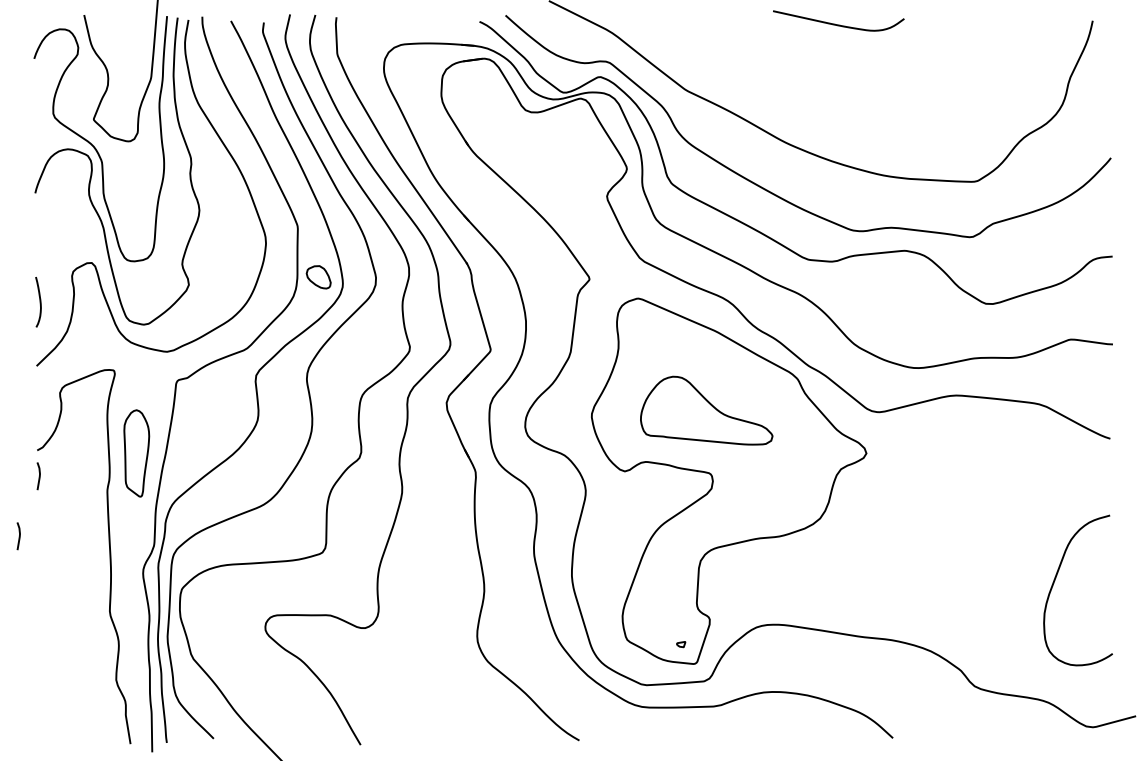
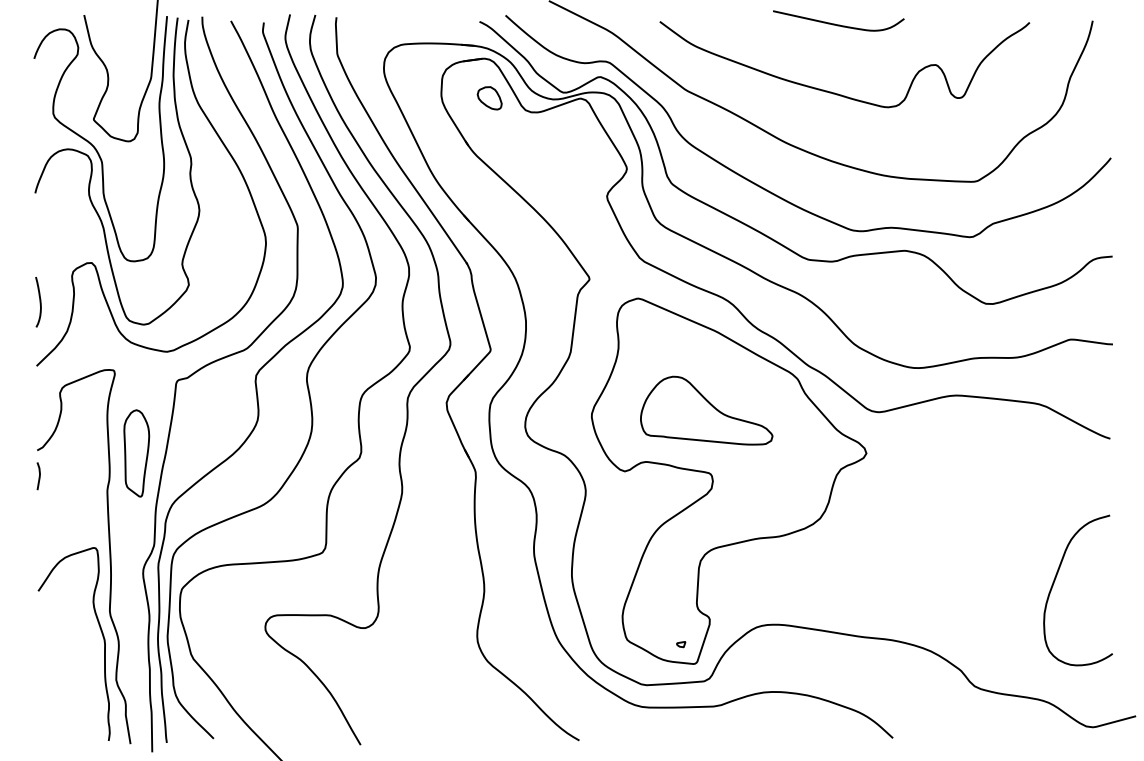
curve: none -> present (838, 93)
part position: (318, 277) -> (489, 98) (489, 98)
curve: present -> none (18, 536)
curve: none -> present (102, 637)
